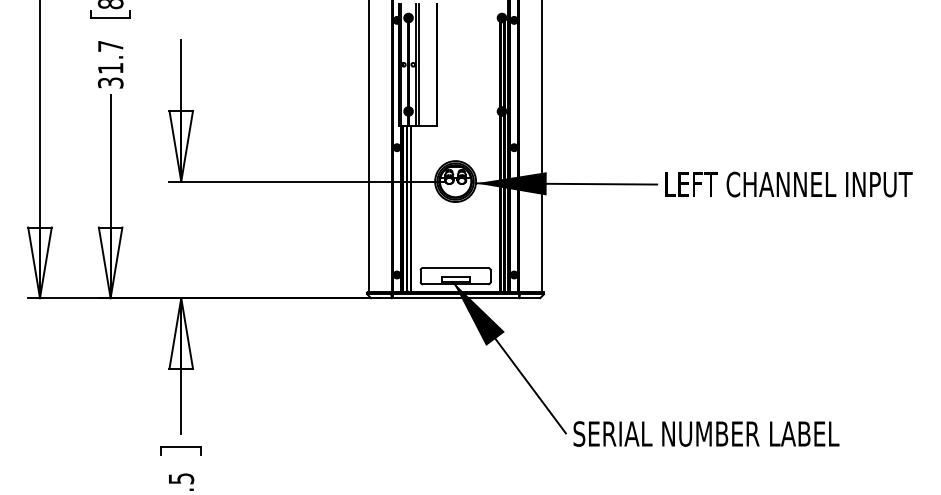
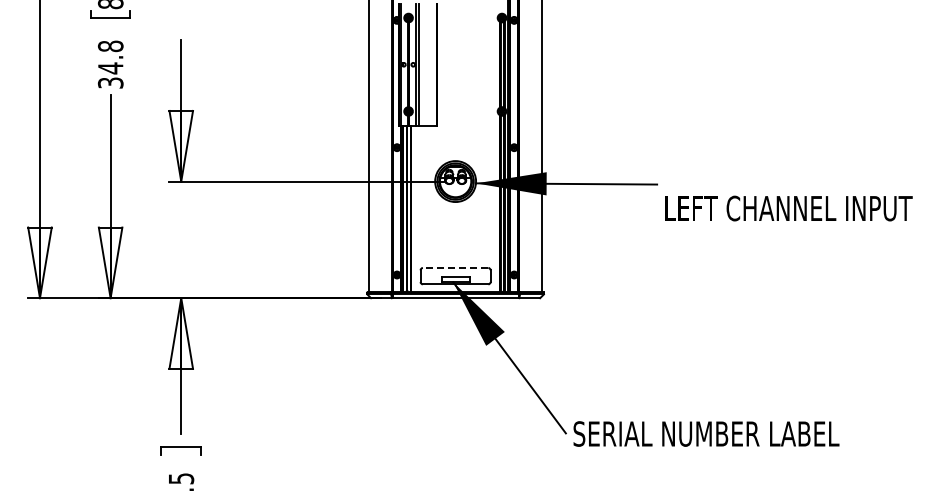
text: 31.7 -> 34.8 (110, 57)
text position: (788, 184) -> (788, 208) (788, 208)
line: solid -> dashed (455, 268)
